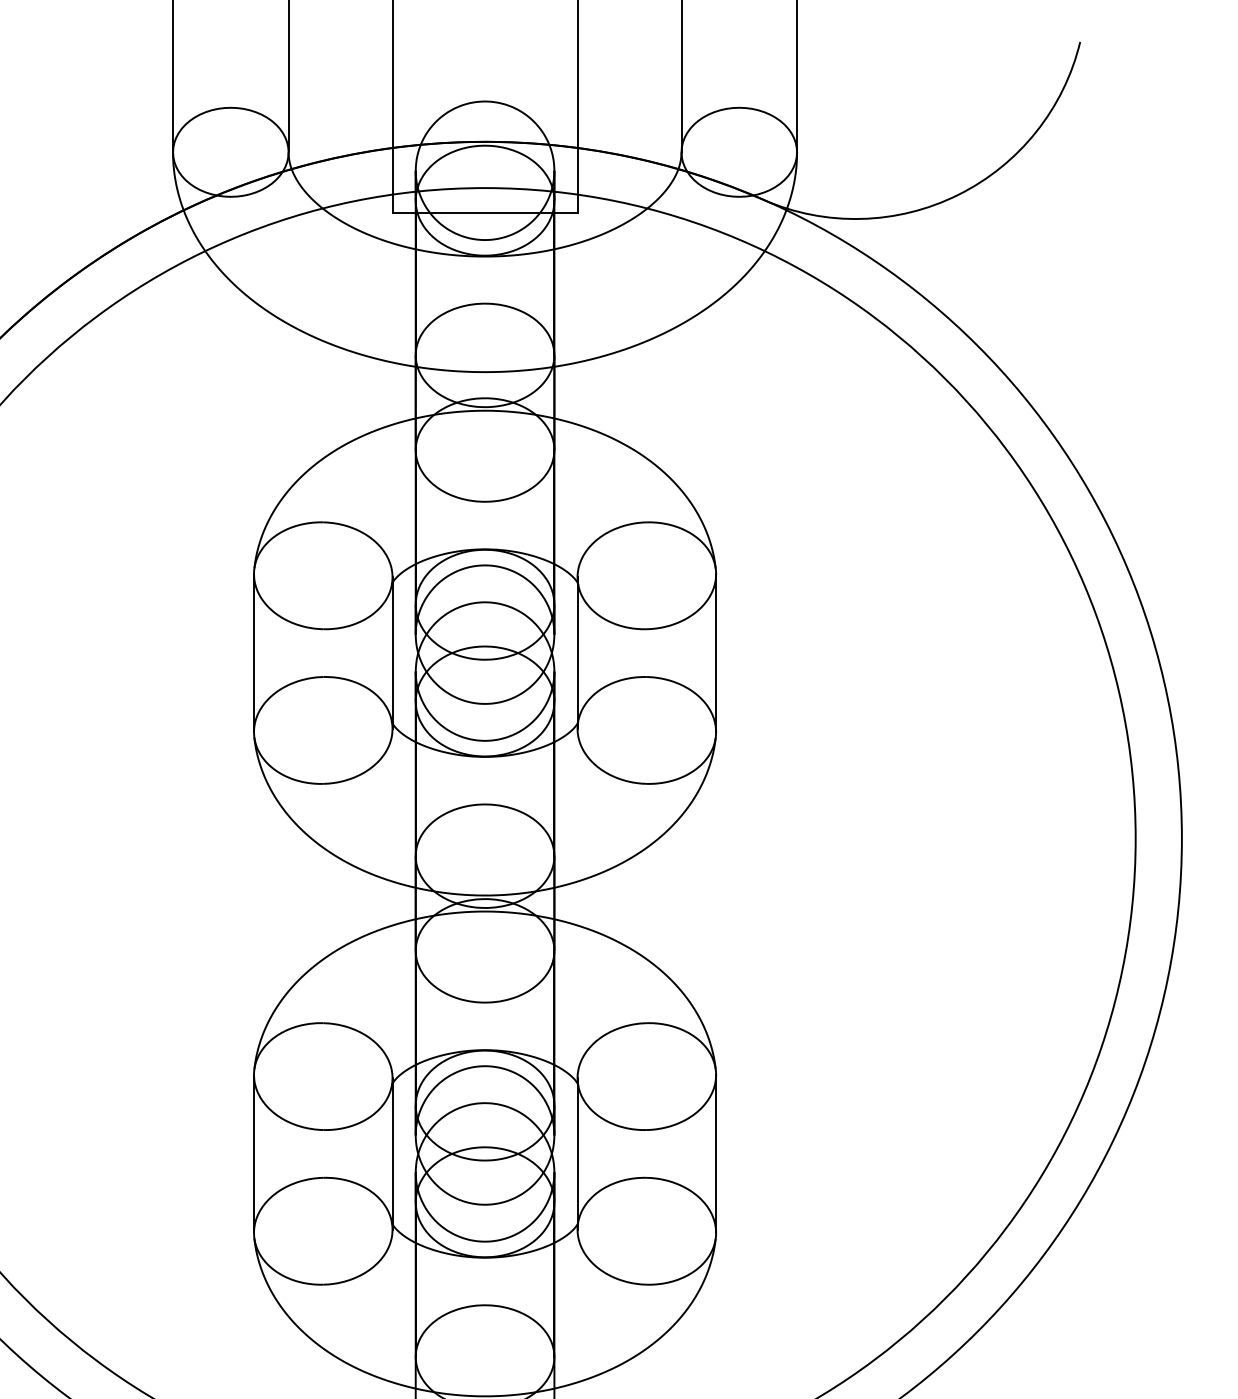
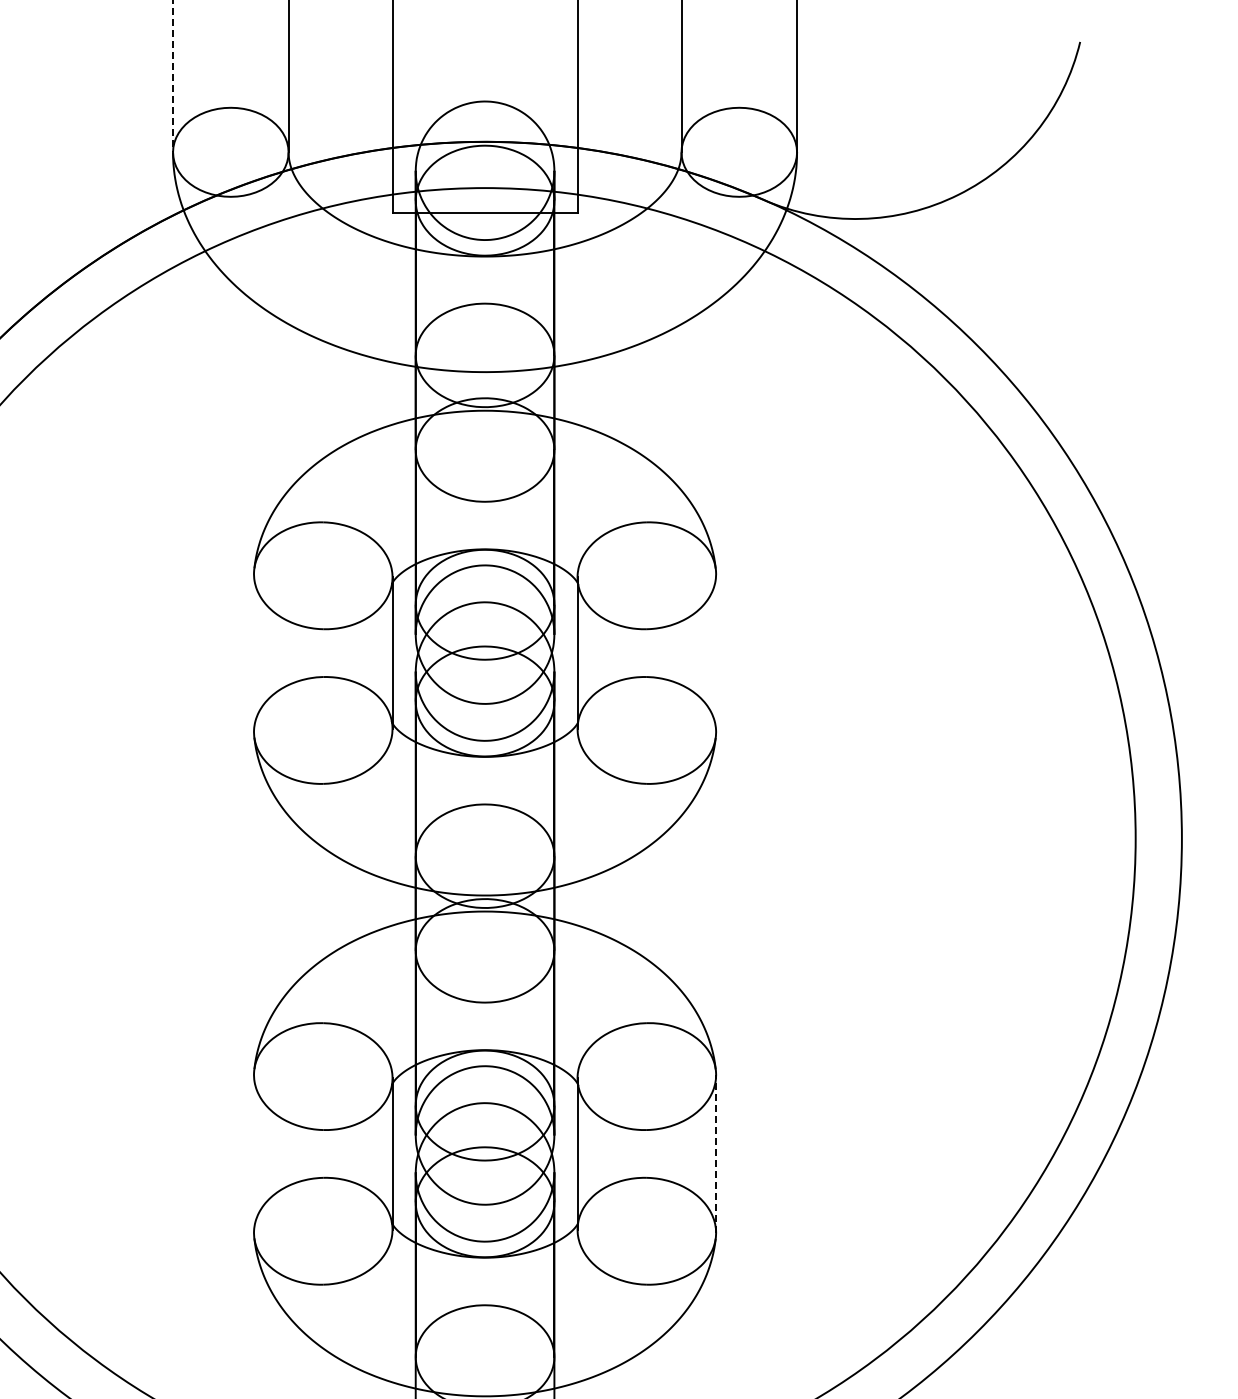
line: solid -> dashed (173, 76)
line: present -> none (253, 653)
line: present -> none (716, 653)
line: present -> none (253, 1153)
line: solid -> dashed (716, 1153)
